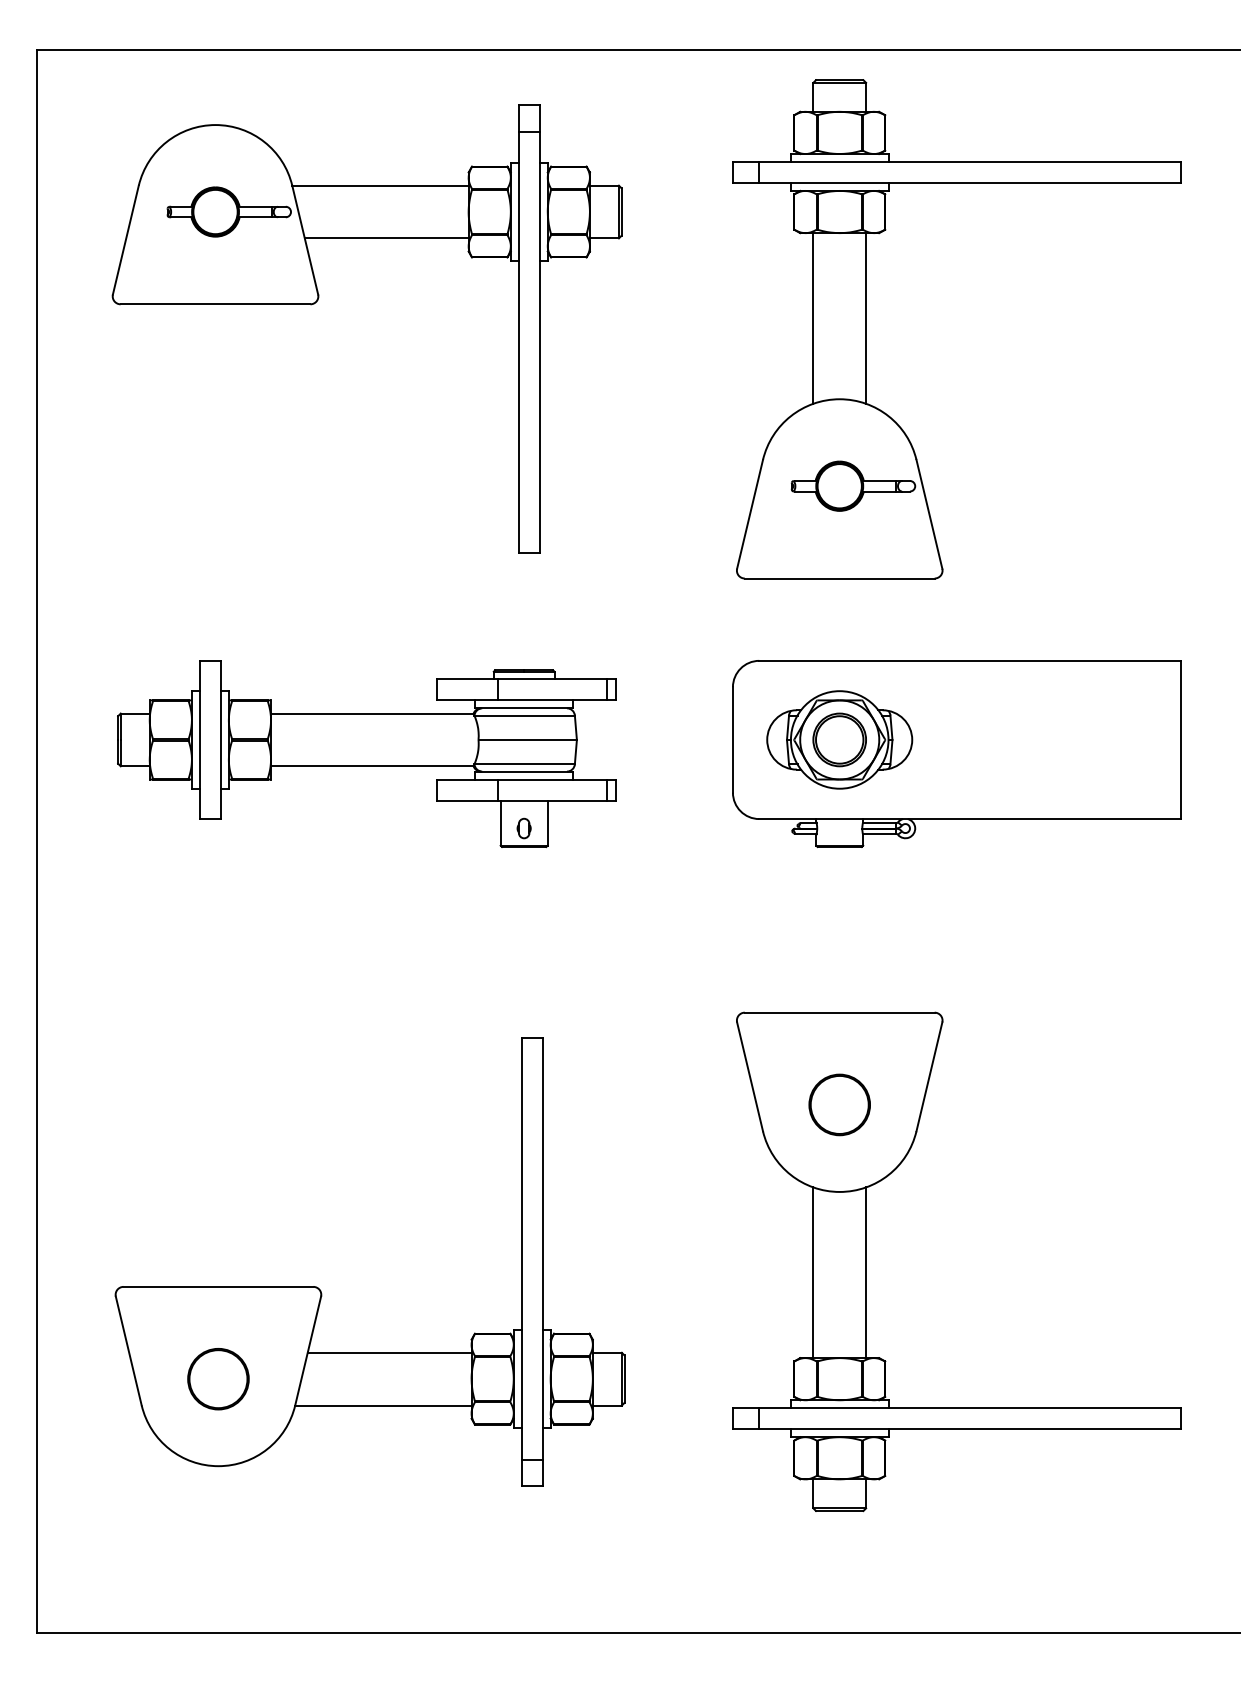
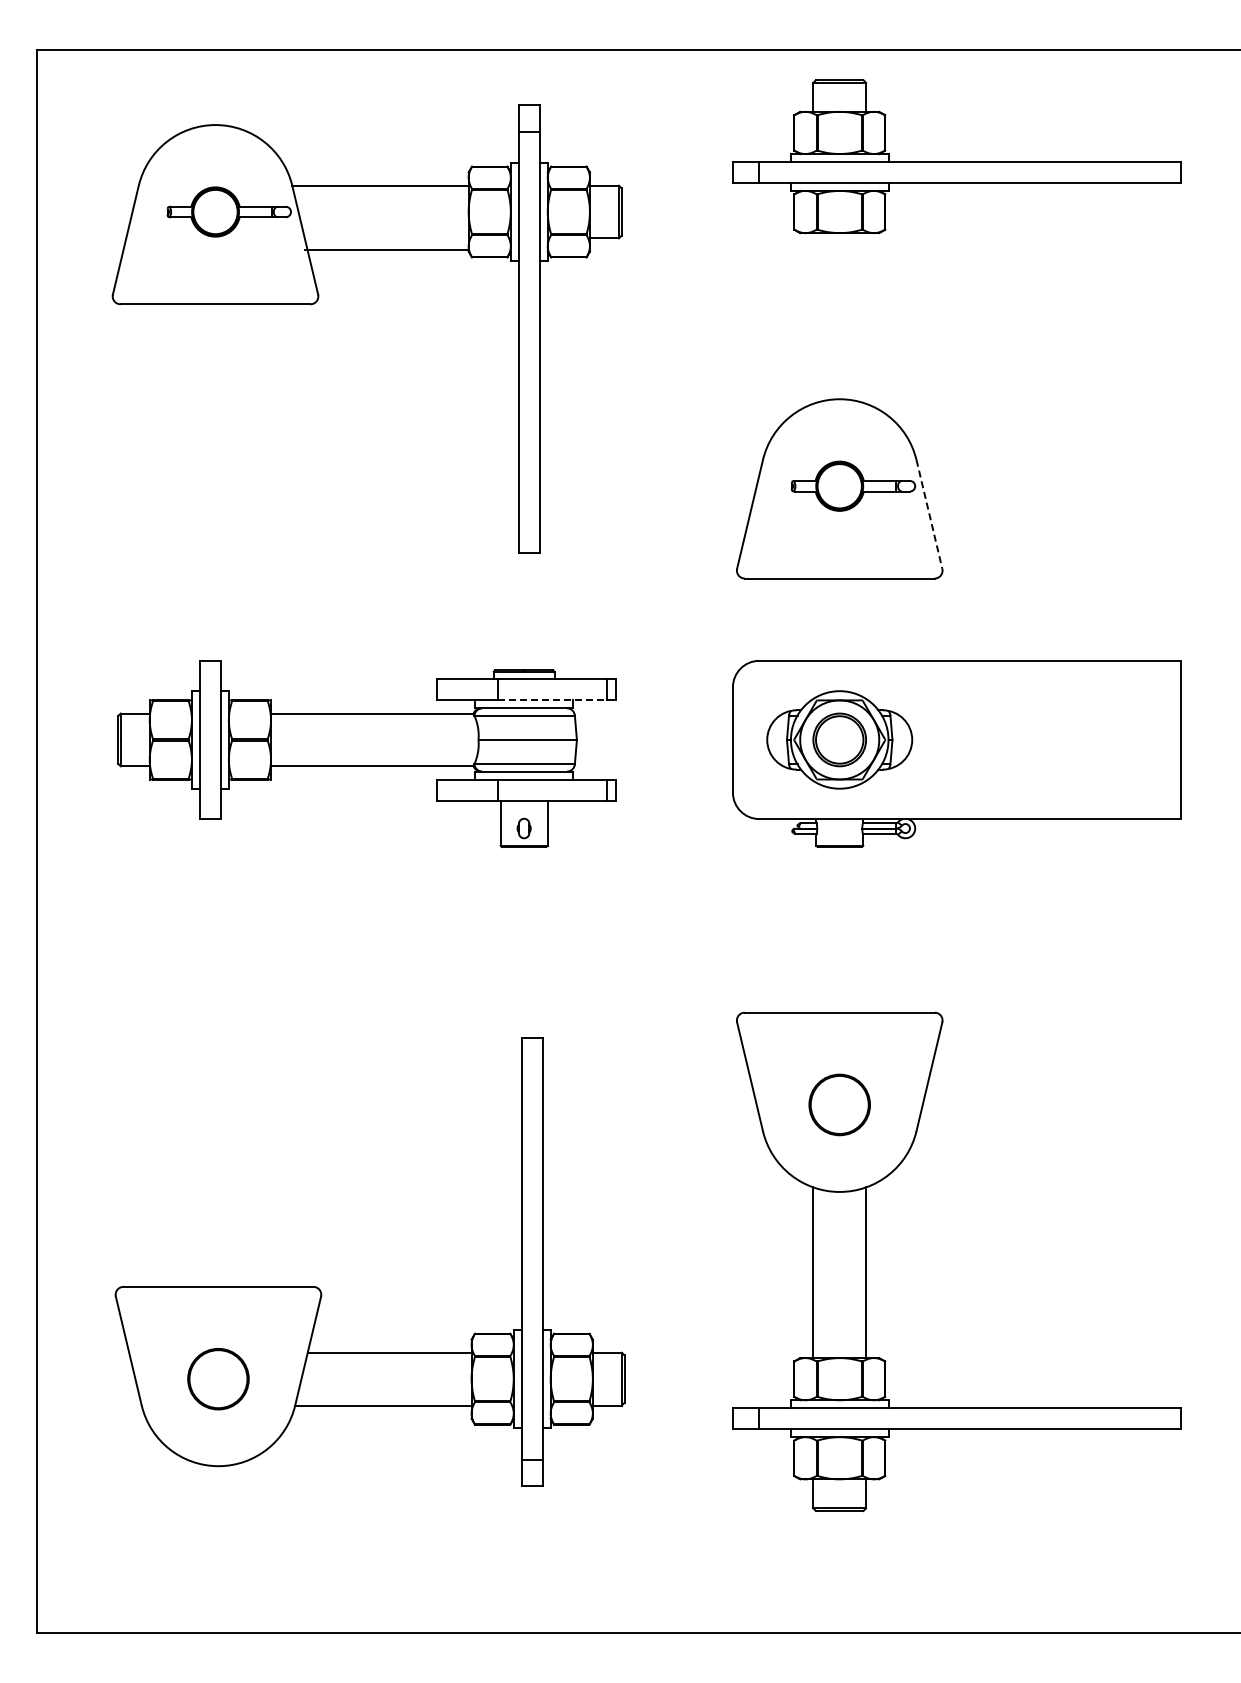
line position: (386, 238) -> (386, 250) (386, 250)
line: present -> none (813, 318)
line: present -> none (866, 318)
line: solid -> dashed (929, 514)
line: solid -> dashed (552, 700)
